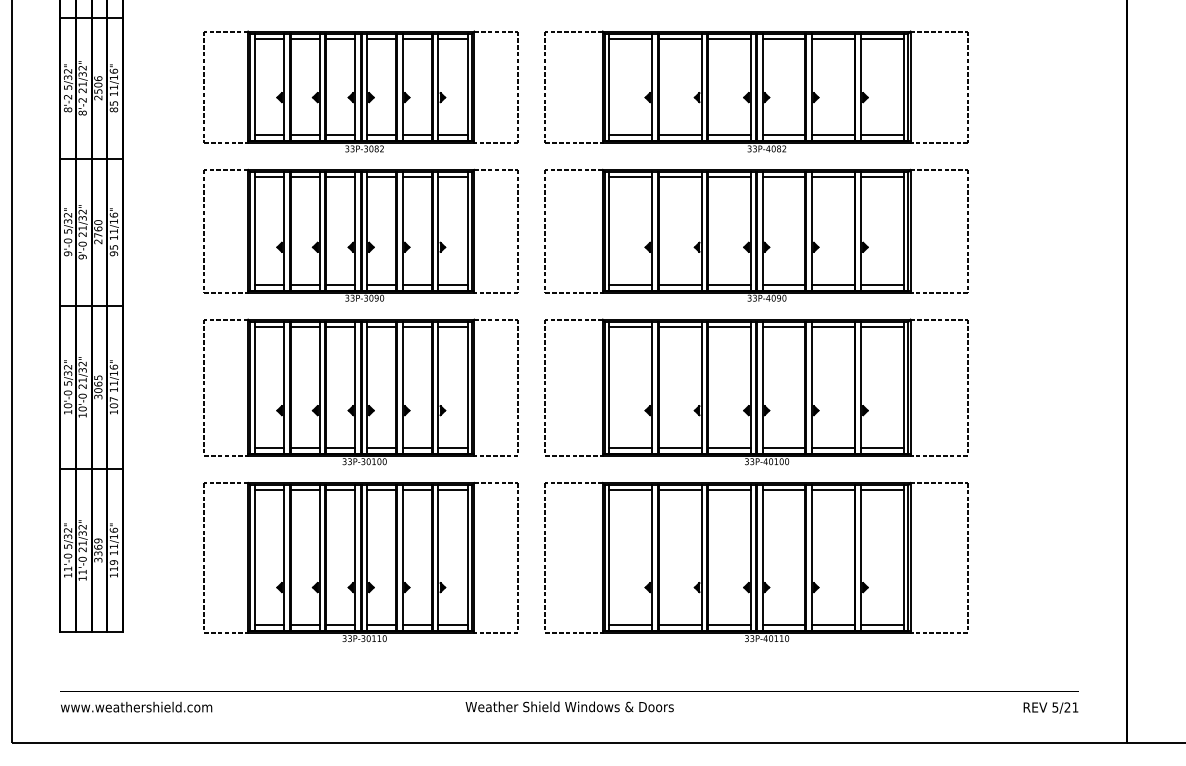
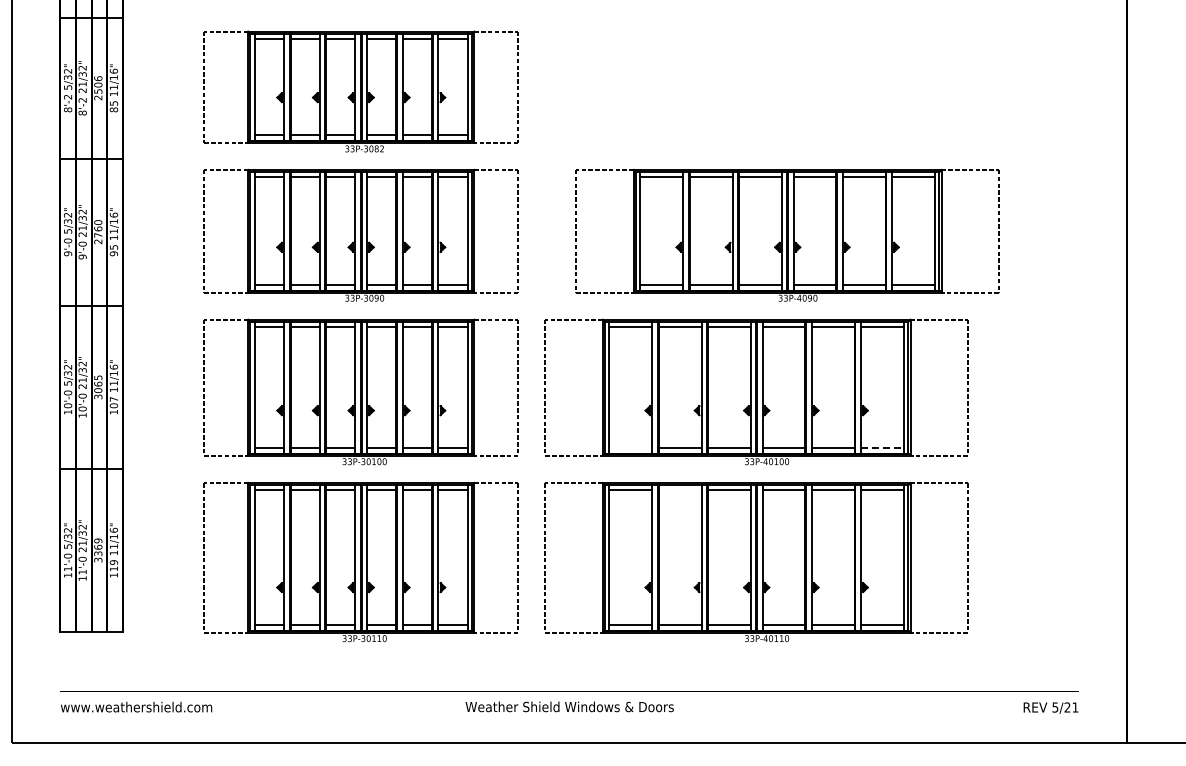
part: present -> none (756, 91)
part position: (756, 234) -> (787, 234) (787, 234)
line: present -> none (630, 448)
line: solid -> dashed (883, 448)
line: present -> none (679, 490)
